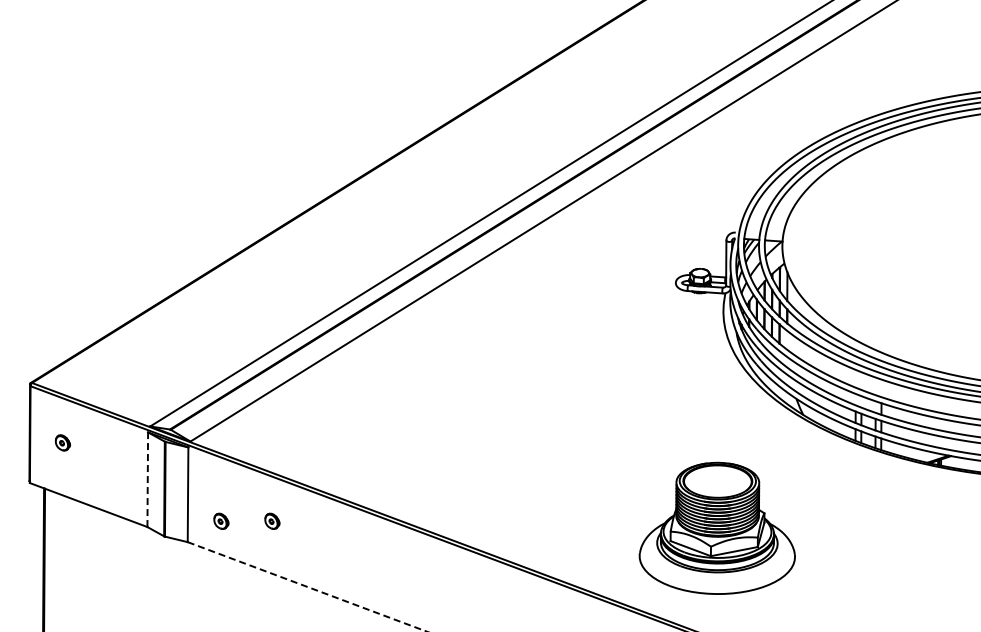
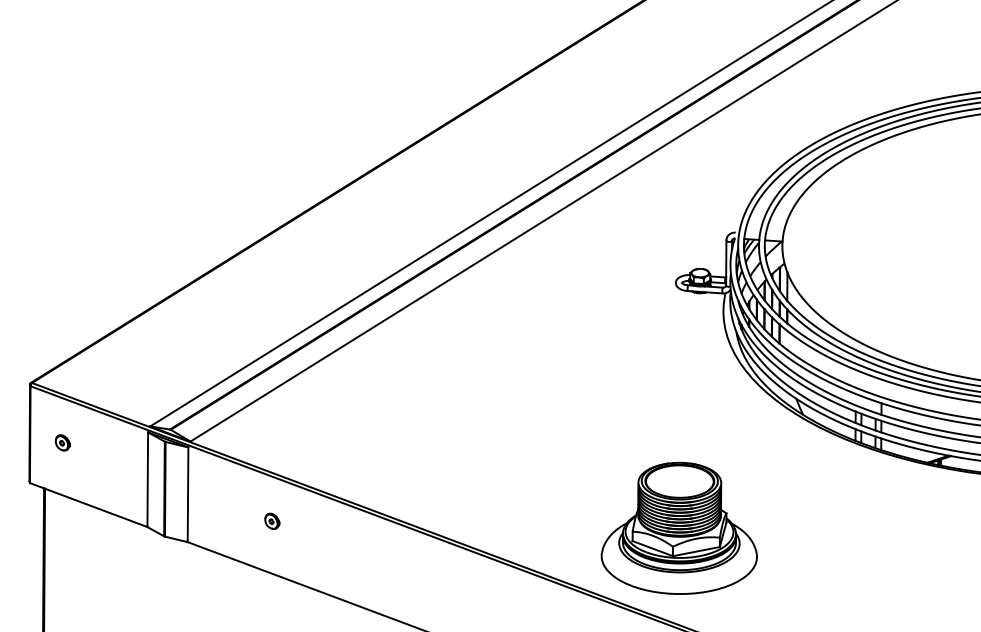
line: dashed -> solid (147, 479)
part: present -> none (221, 520)
part position: (716, 527) -> (678, 527) (678, 527)
line: dashed -> solid (307, 586)
